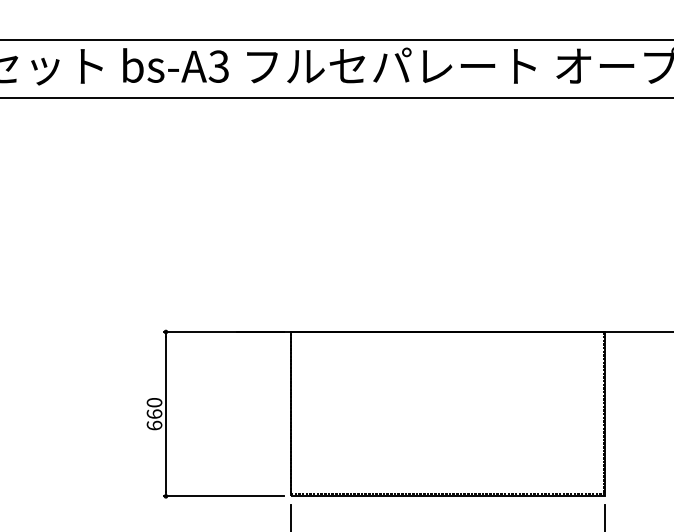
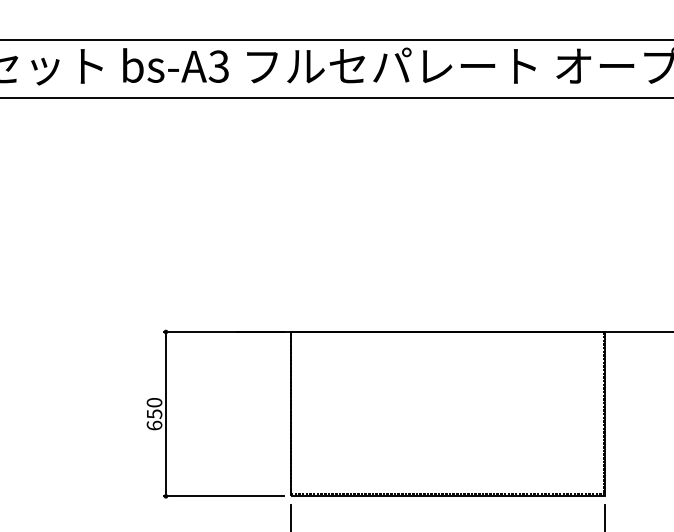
text: 660 -> 650 (154, 414)
